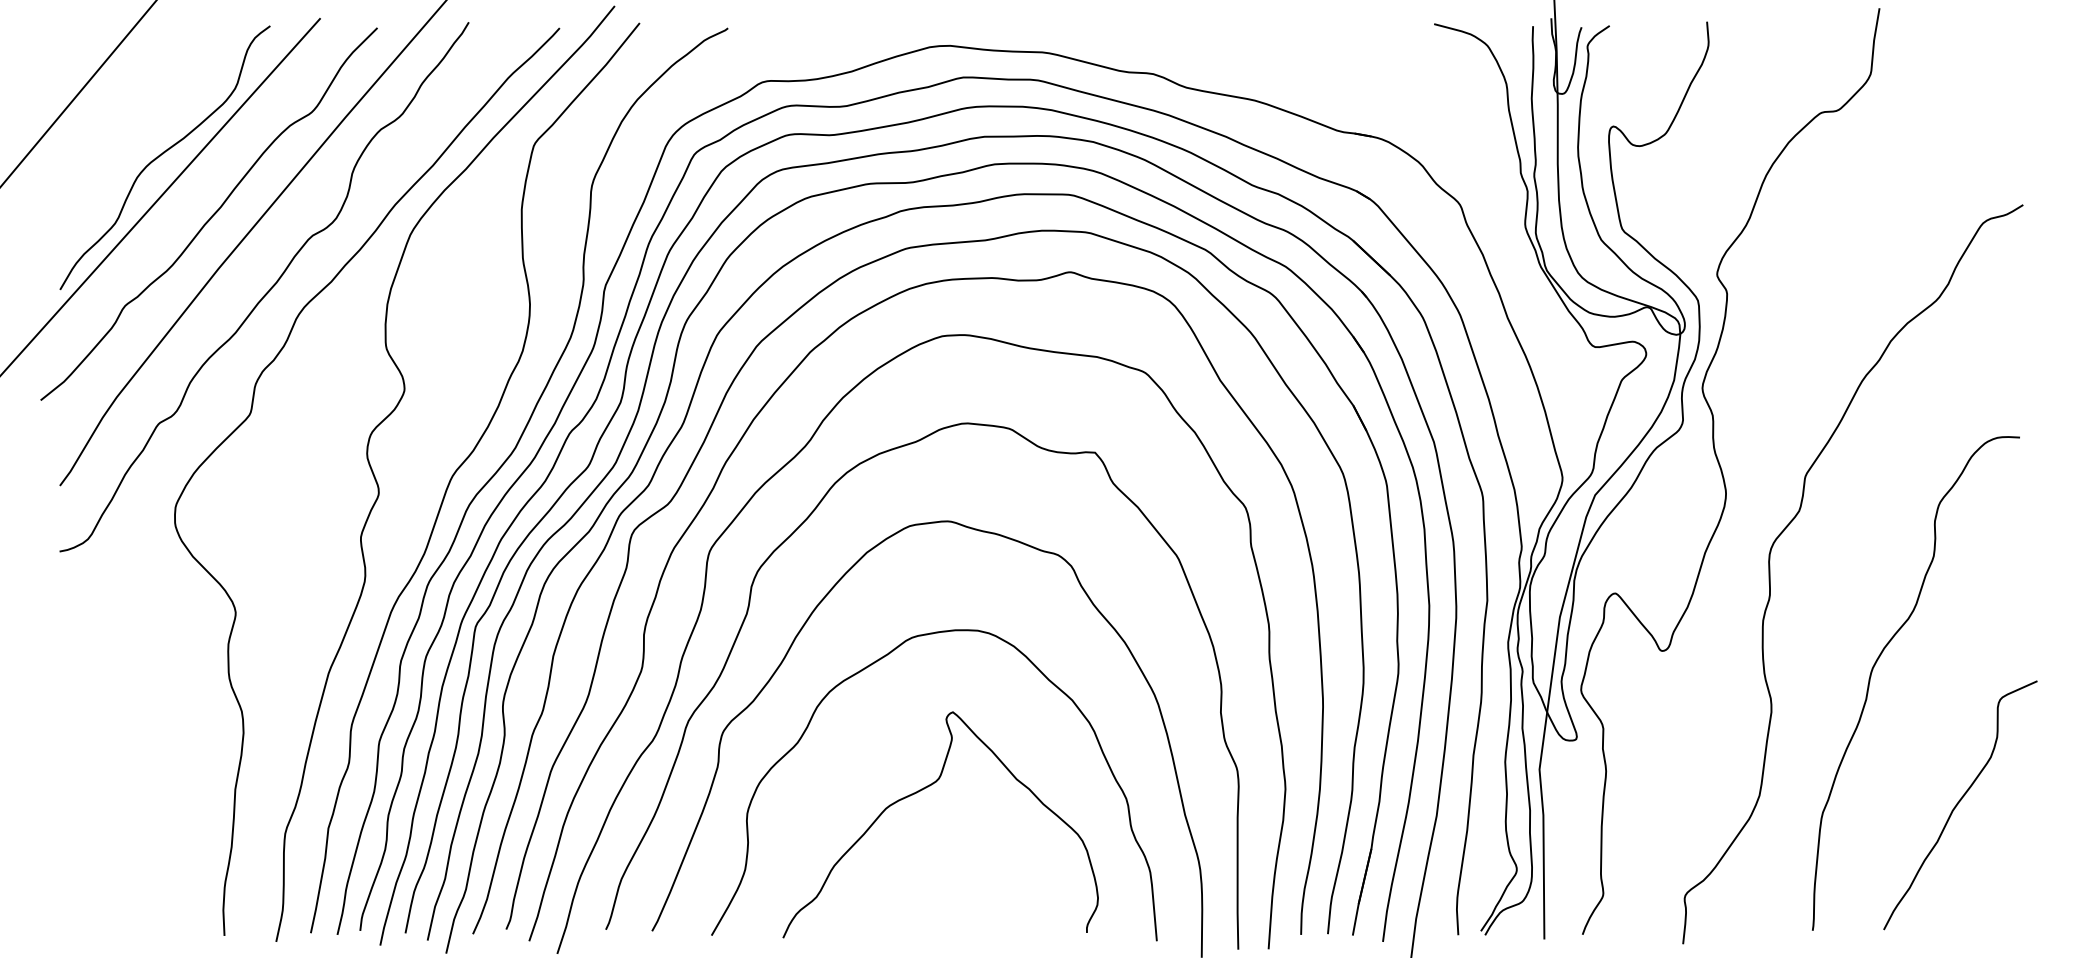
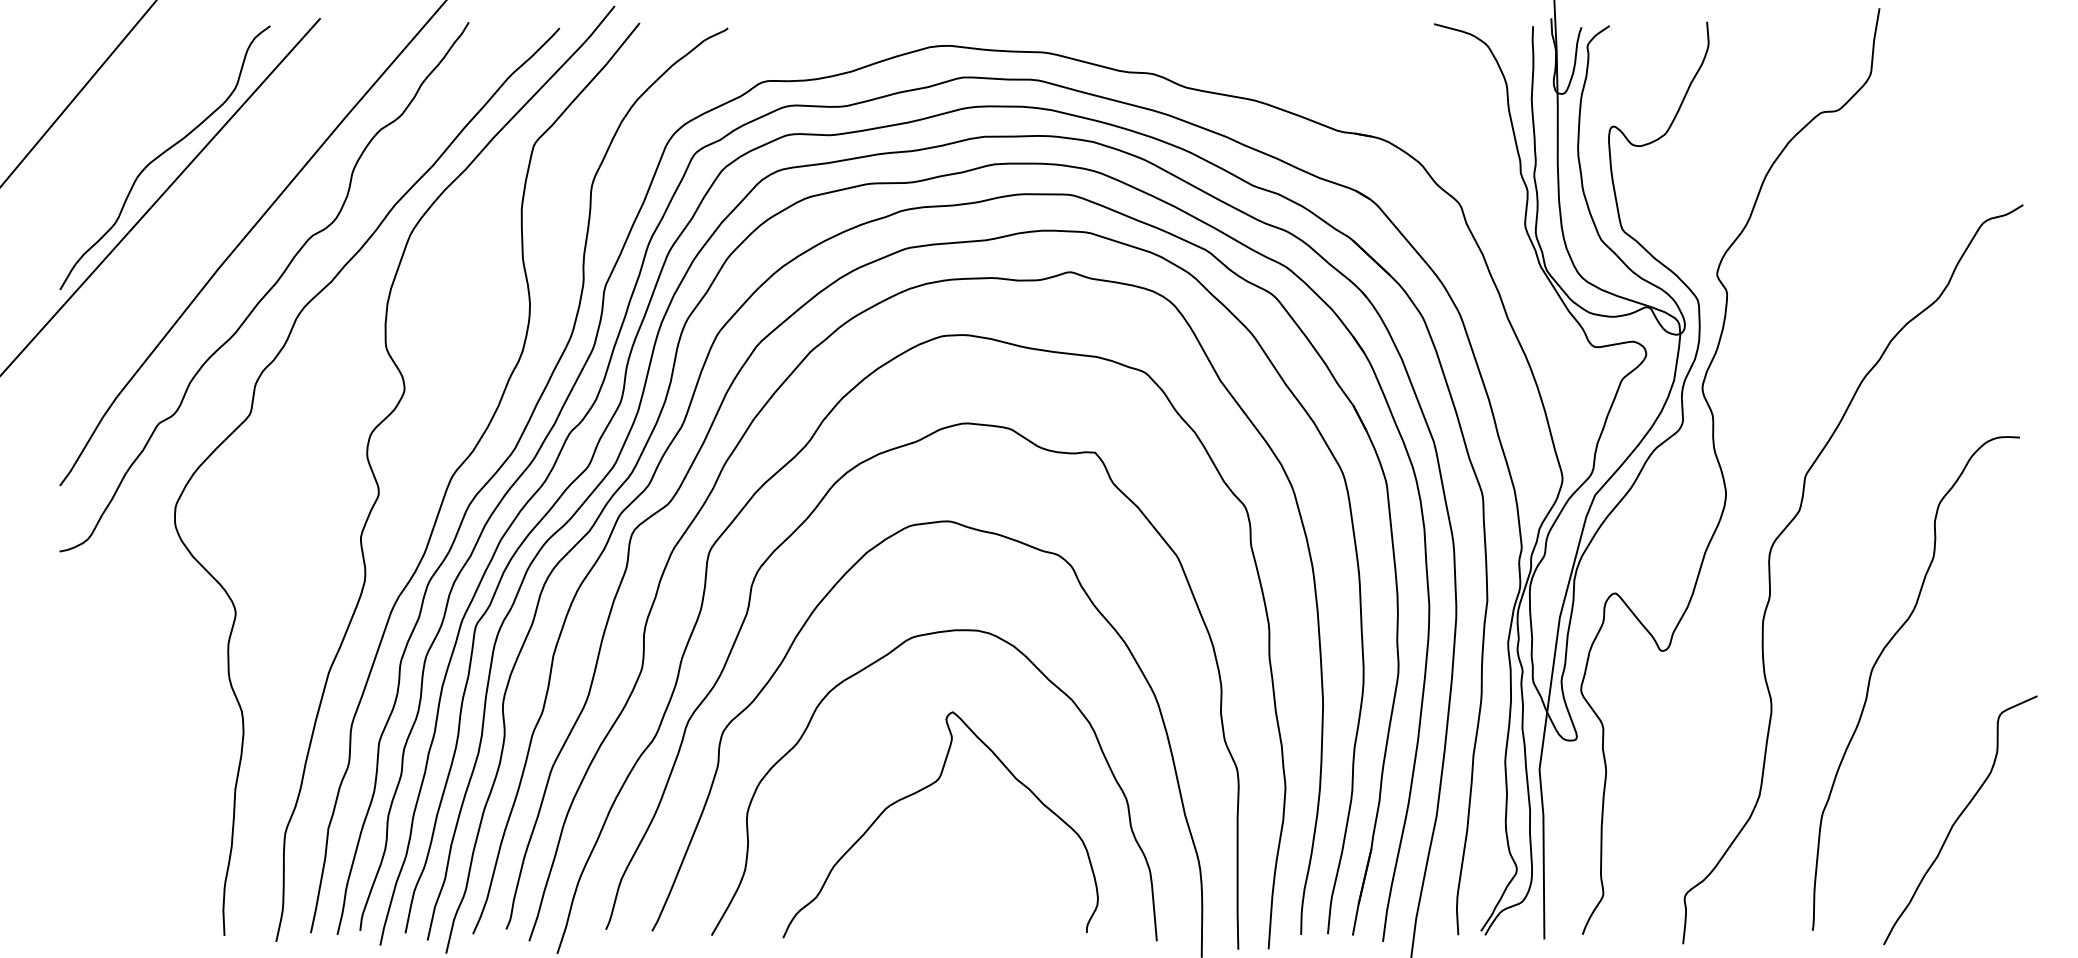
curve: present -> none (211, 215)
curve position: (1958, 804) -> (1958, 819) (1958, 819)
